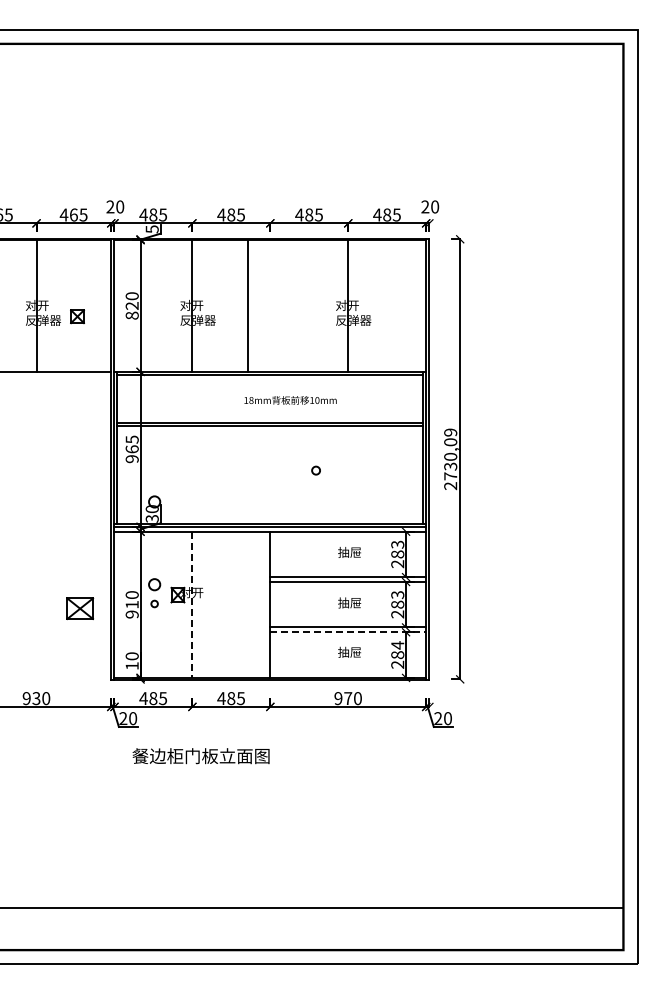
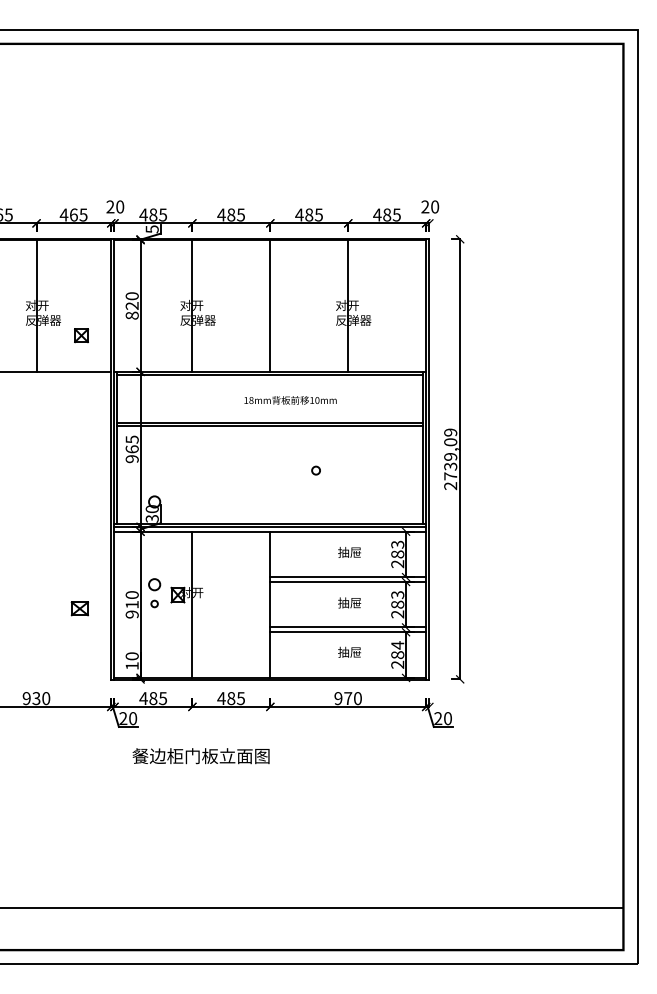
line position: (248, 305) -> (270, 305) (270, 305)
part position: (77, 316) -> (81, 335) (81, 335)
text: 2730,09 -> 2739,09 (450, 456)
line: dashed -> solid (192, 605)
part size: 29x24 px -> 19x16 px (79, 608)
line: dashed -> solid (348, 632)
